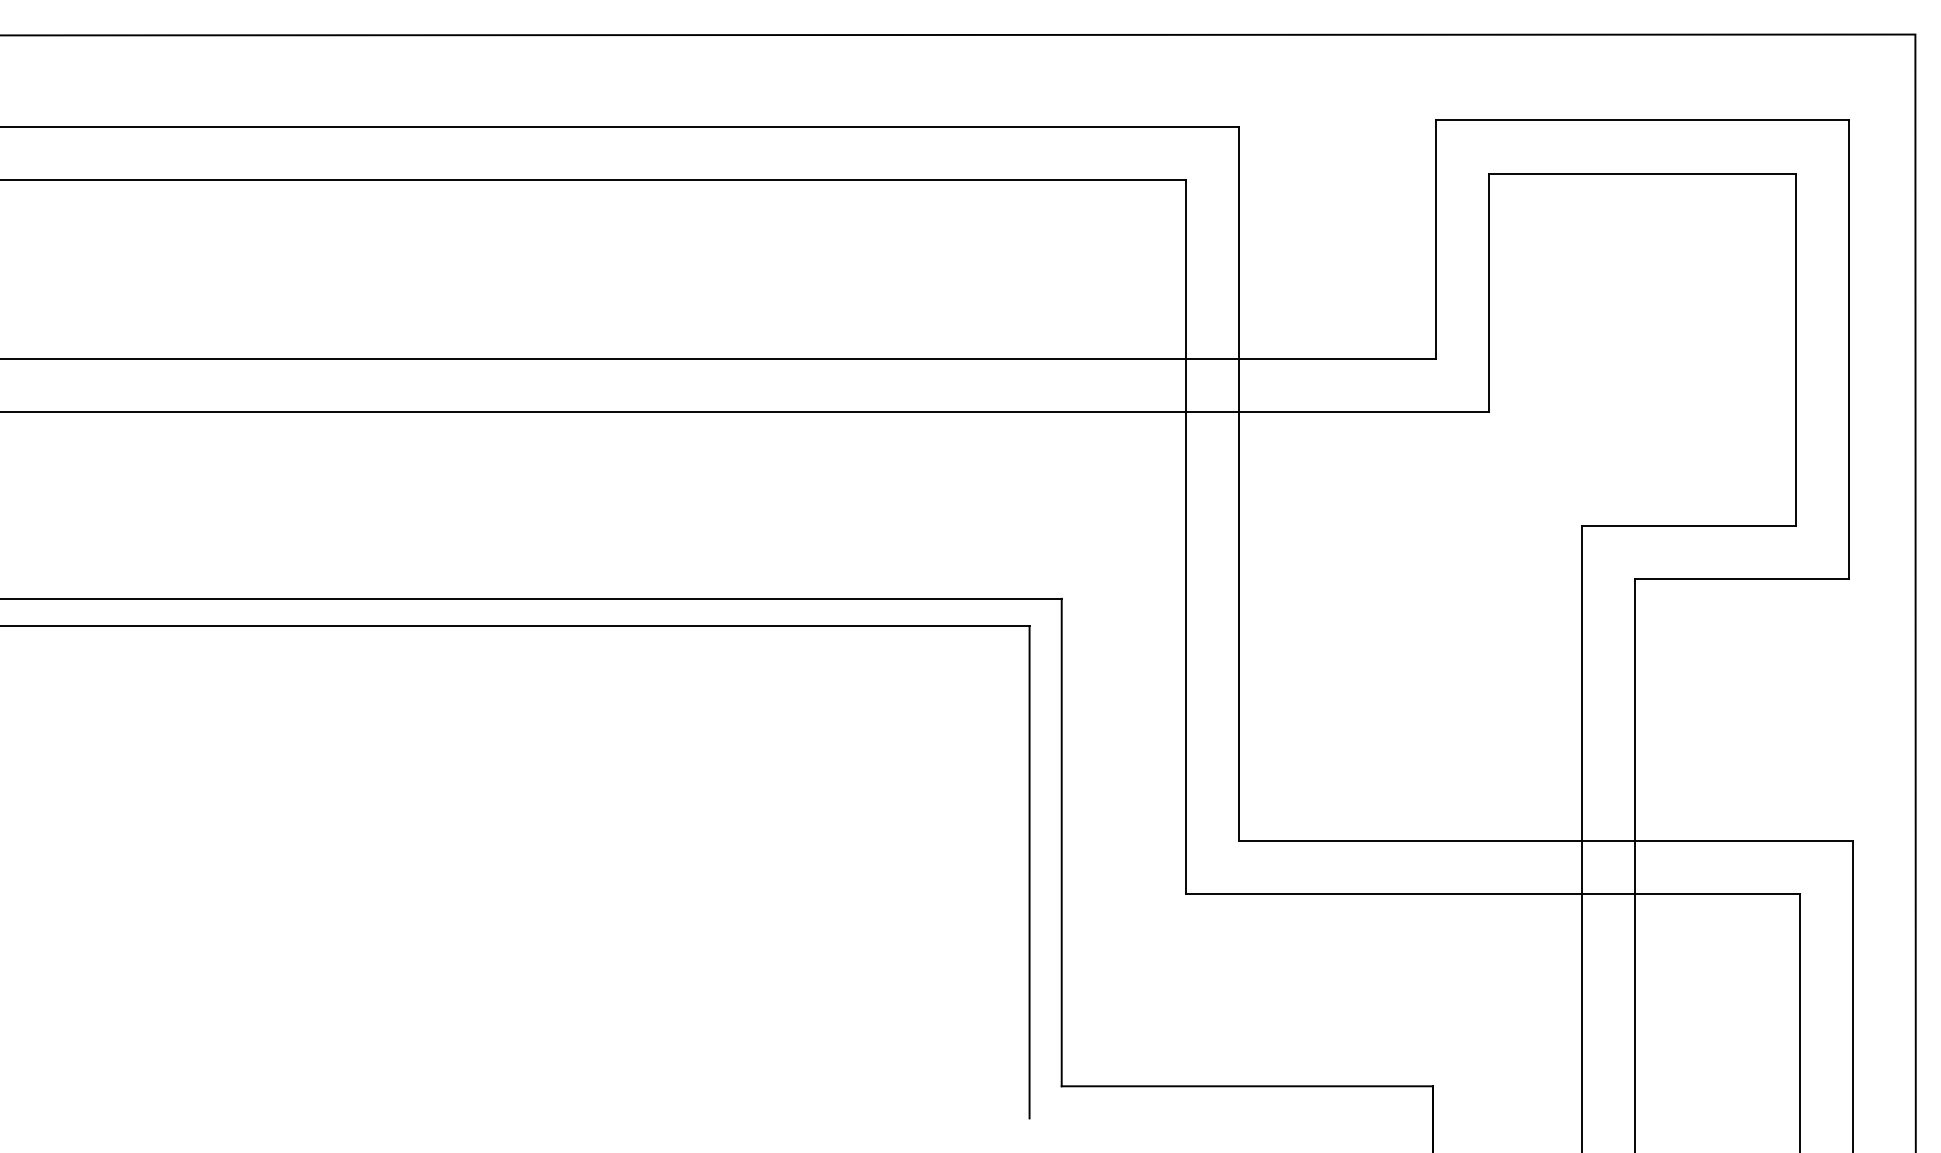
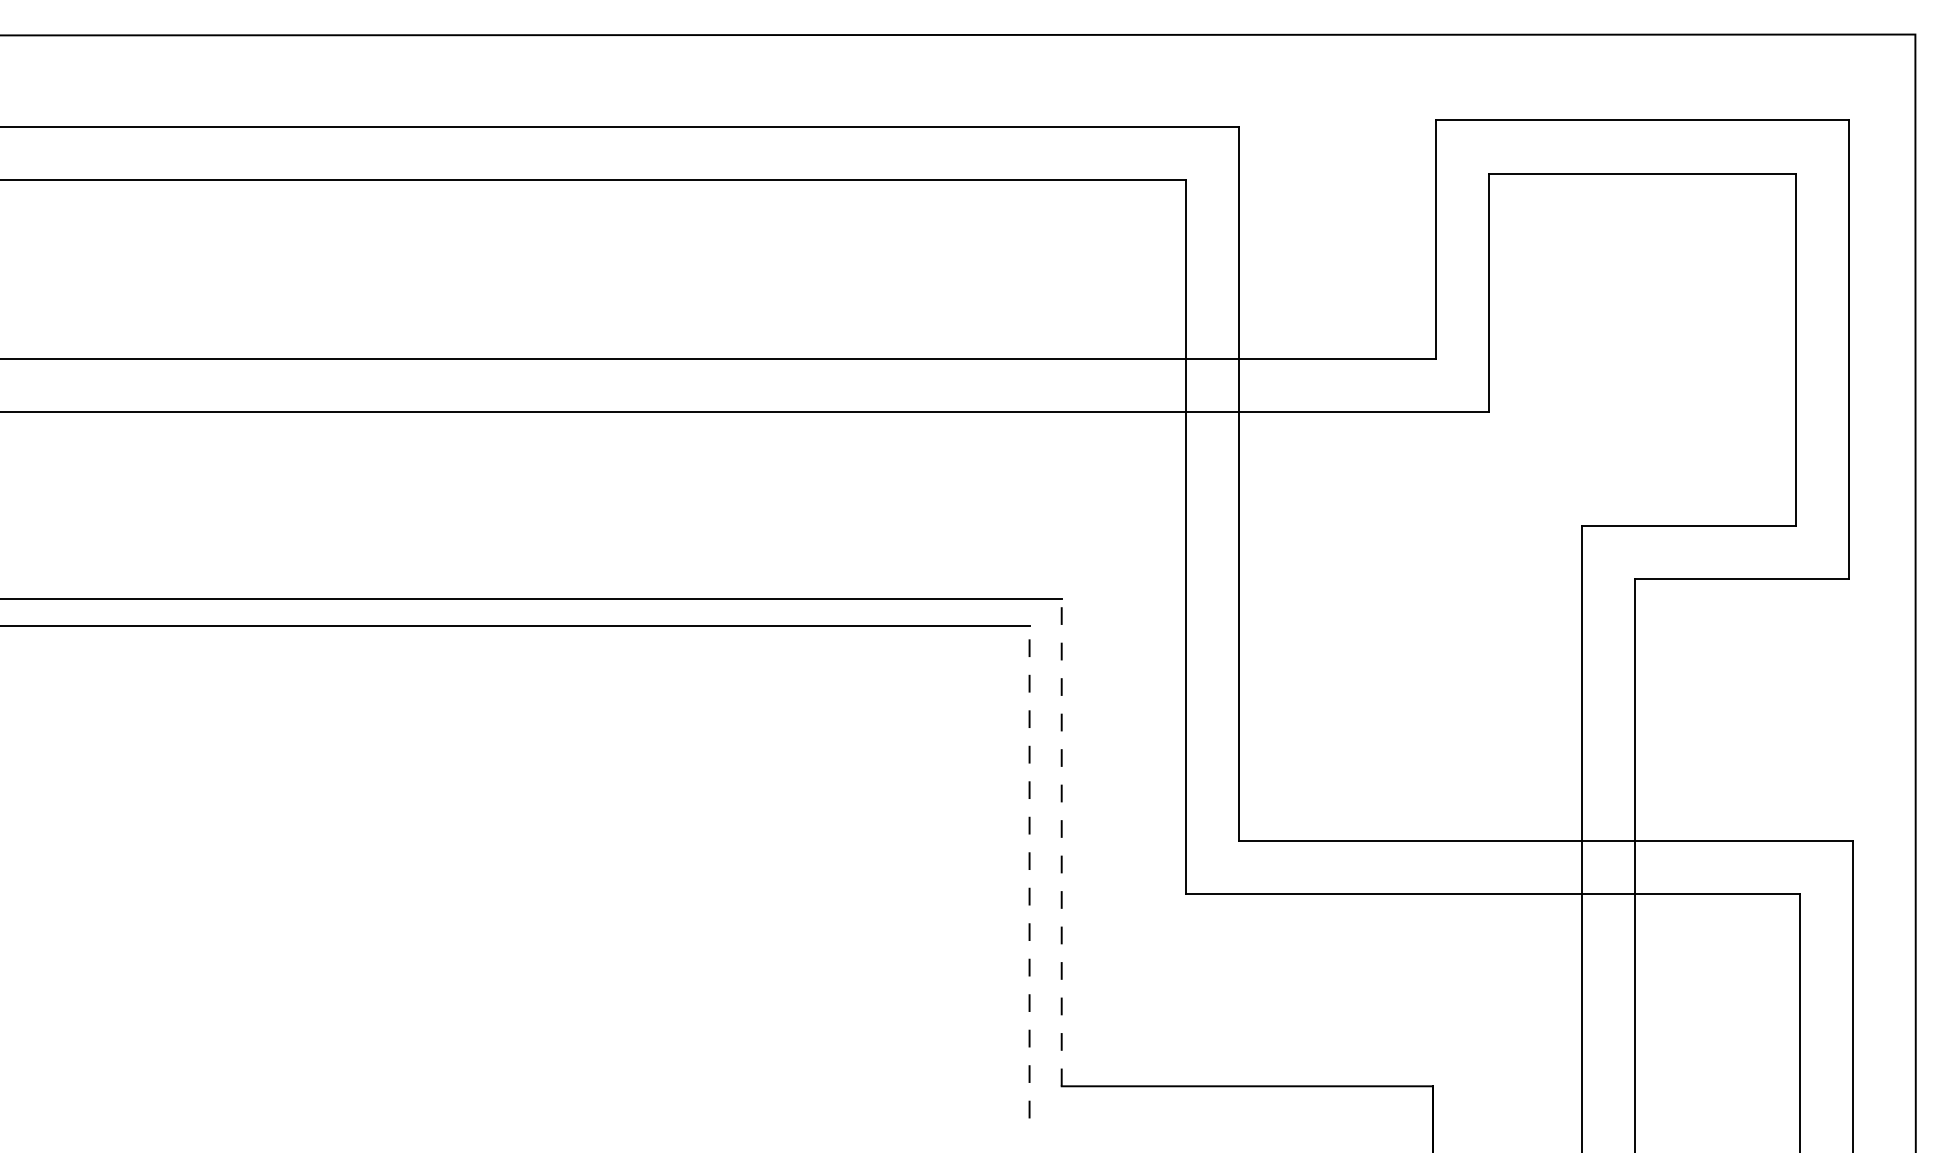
line: solid -> dashed (1061, 842)
line: solid -> dashed (1029, 871)
